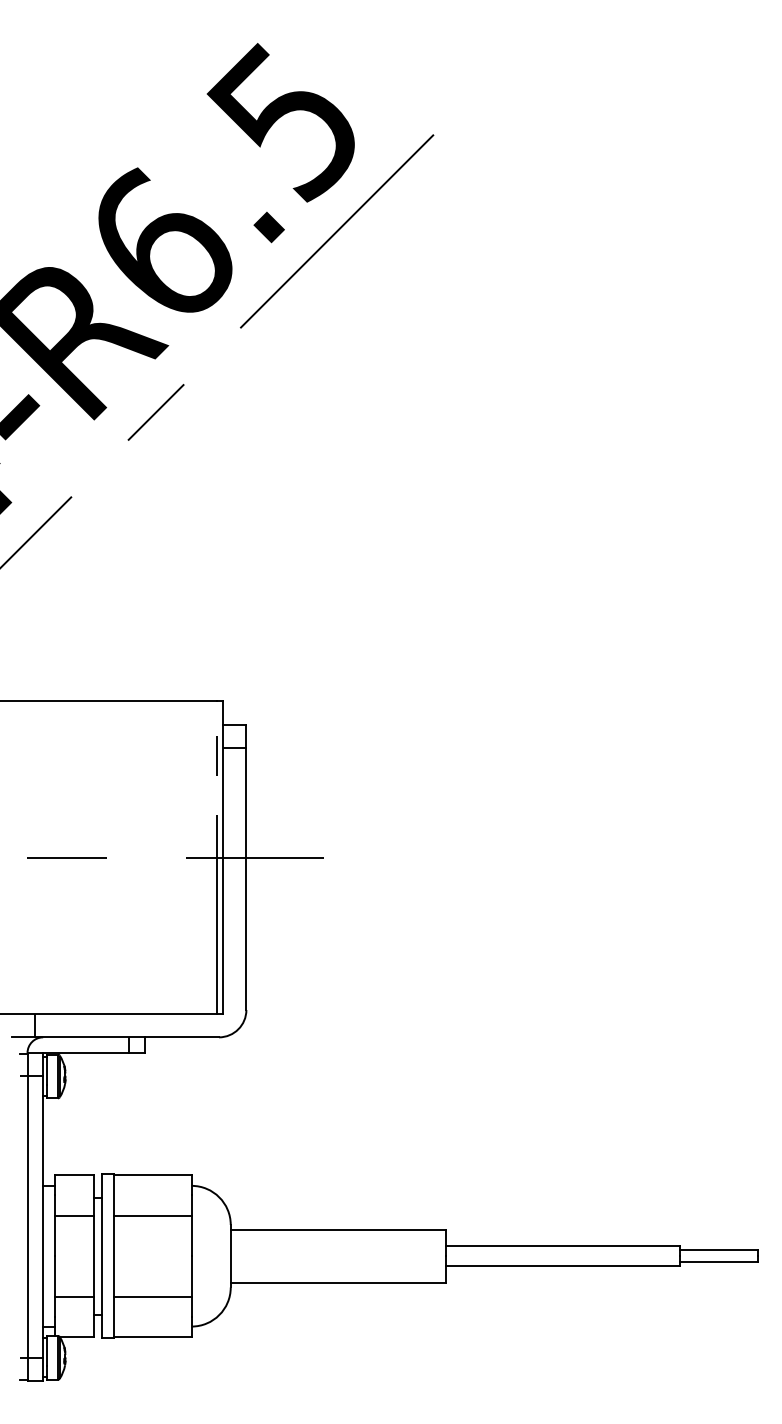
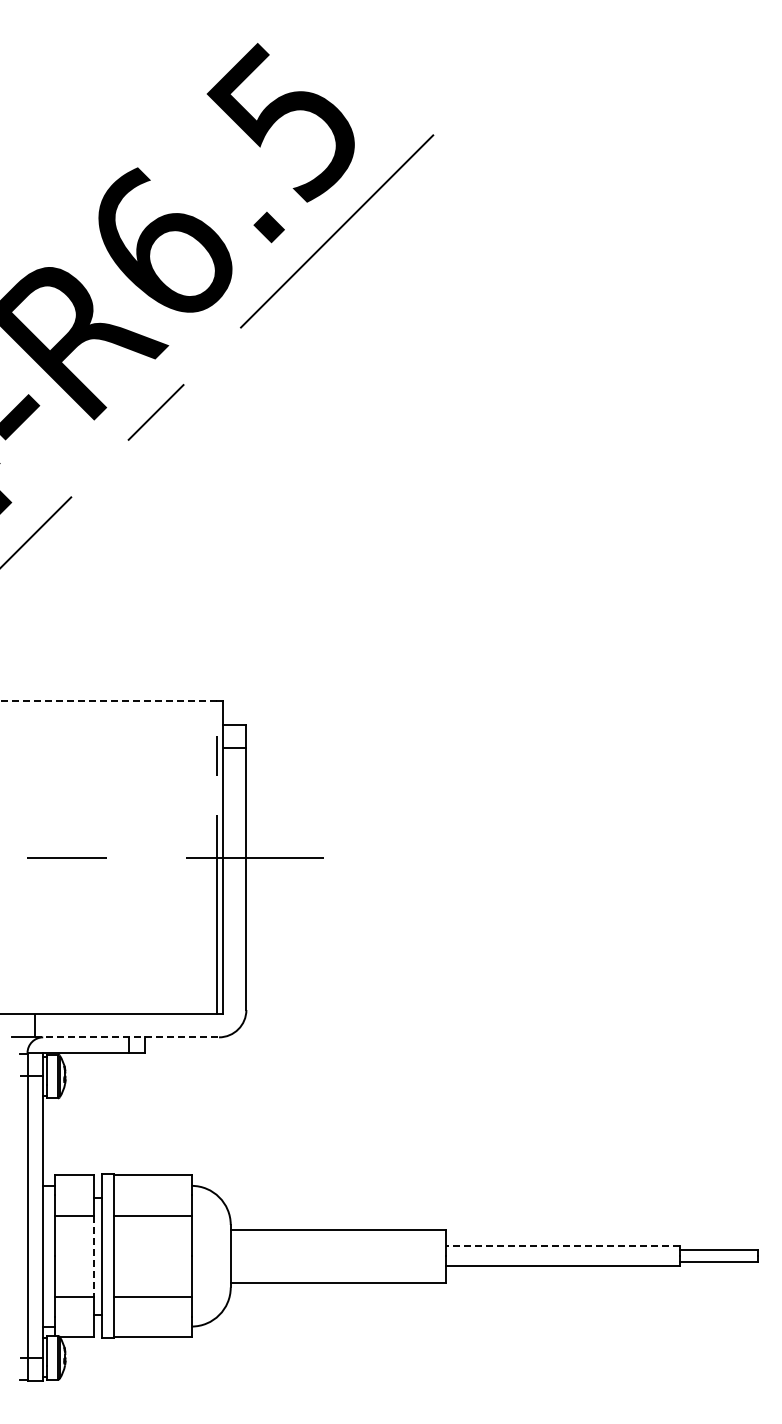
line: solid -> dashed (108, 701)
line: solid -> dashed (127, 1037)
line: solid -> dashed (562, 1246)
line: solid -> dashed (93, 1256)
